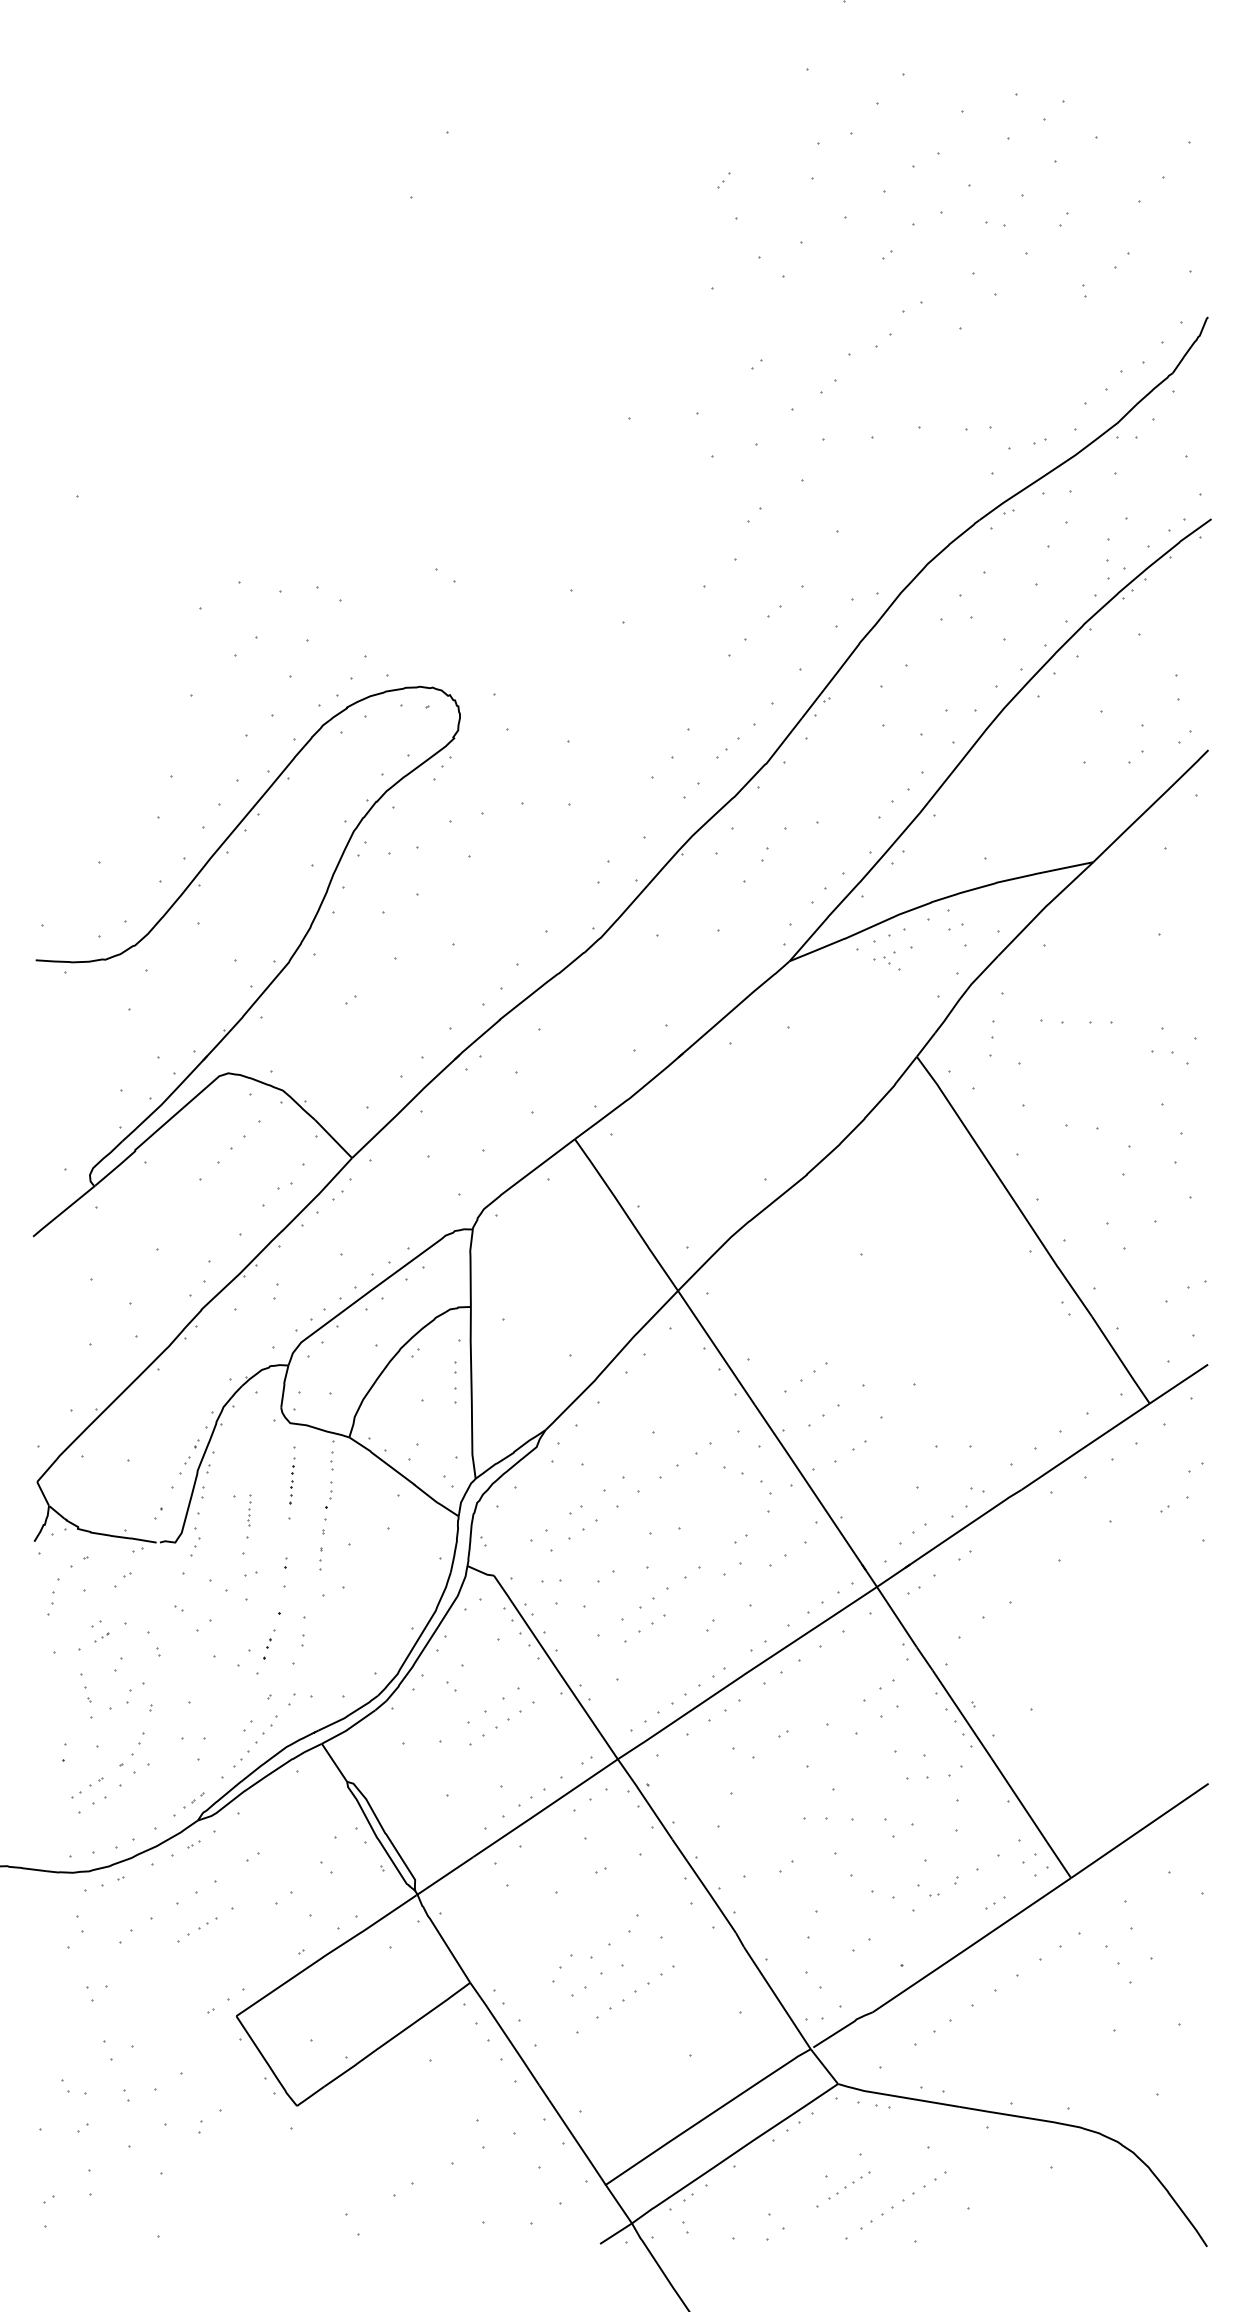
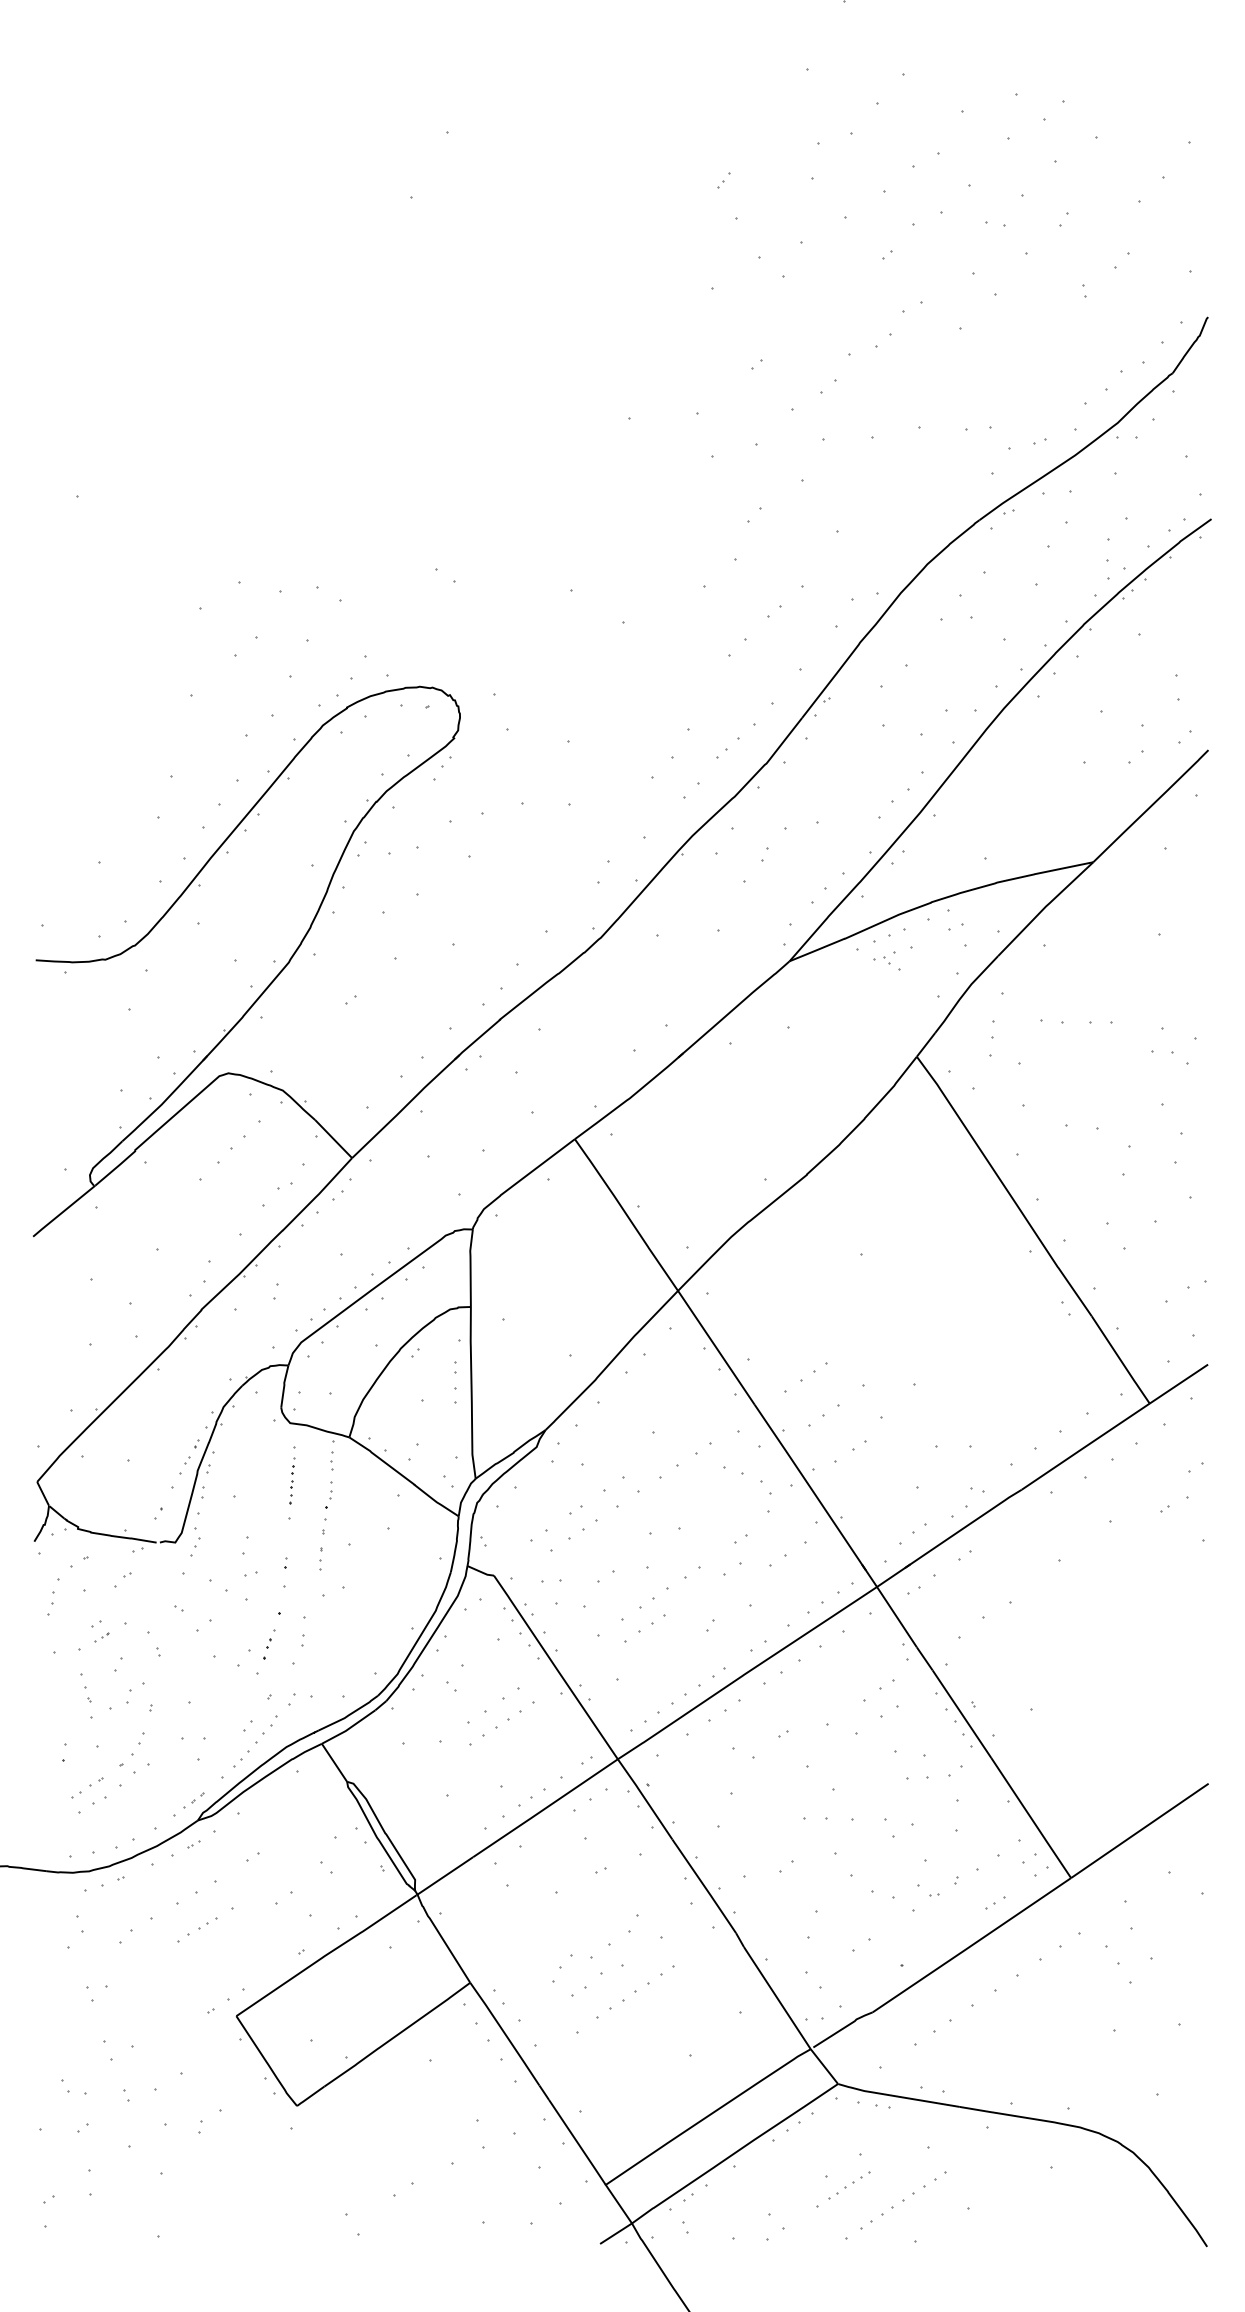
part: present -> none (249, 1510)
